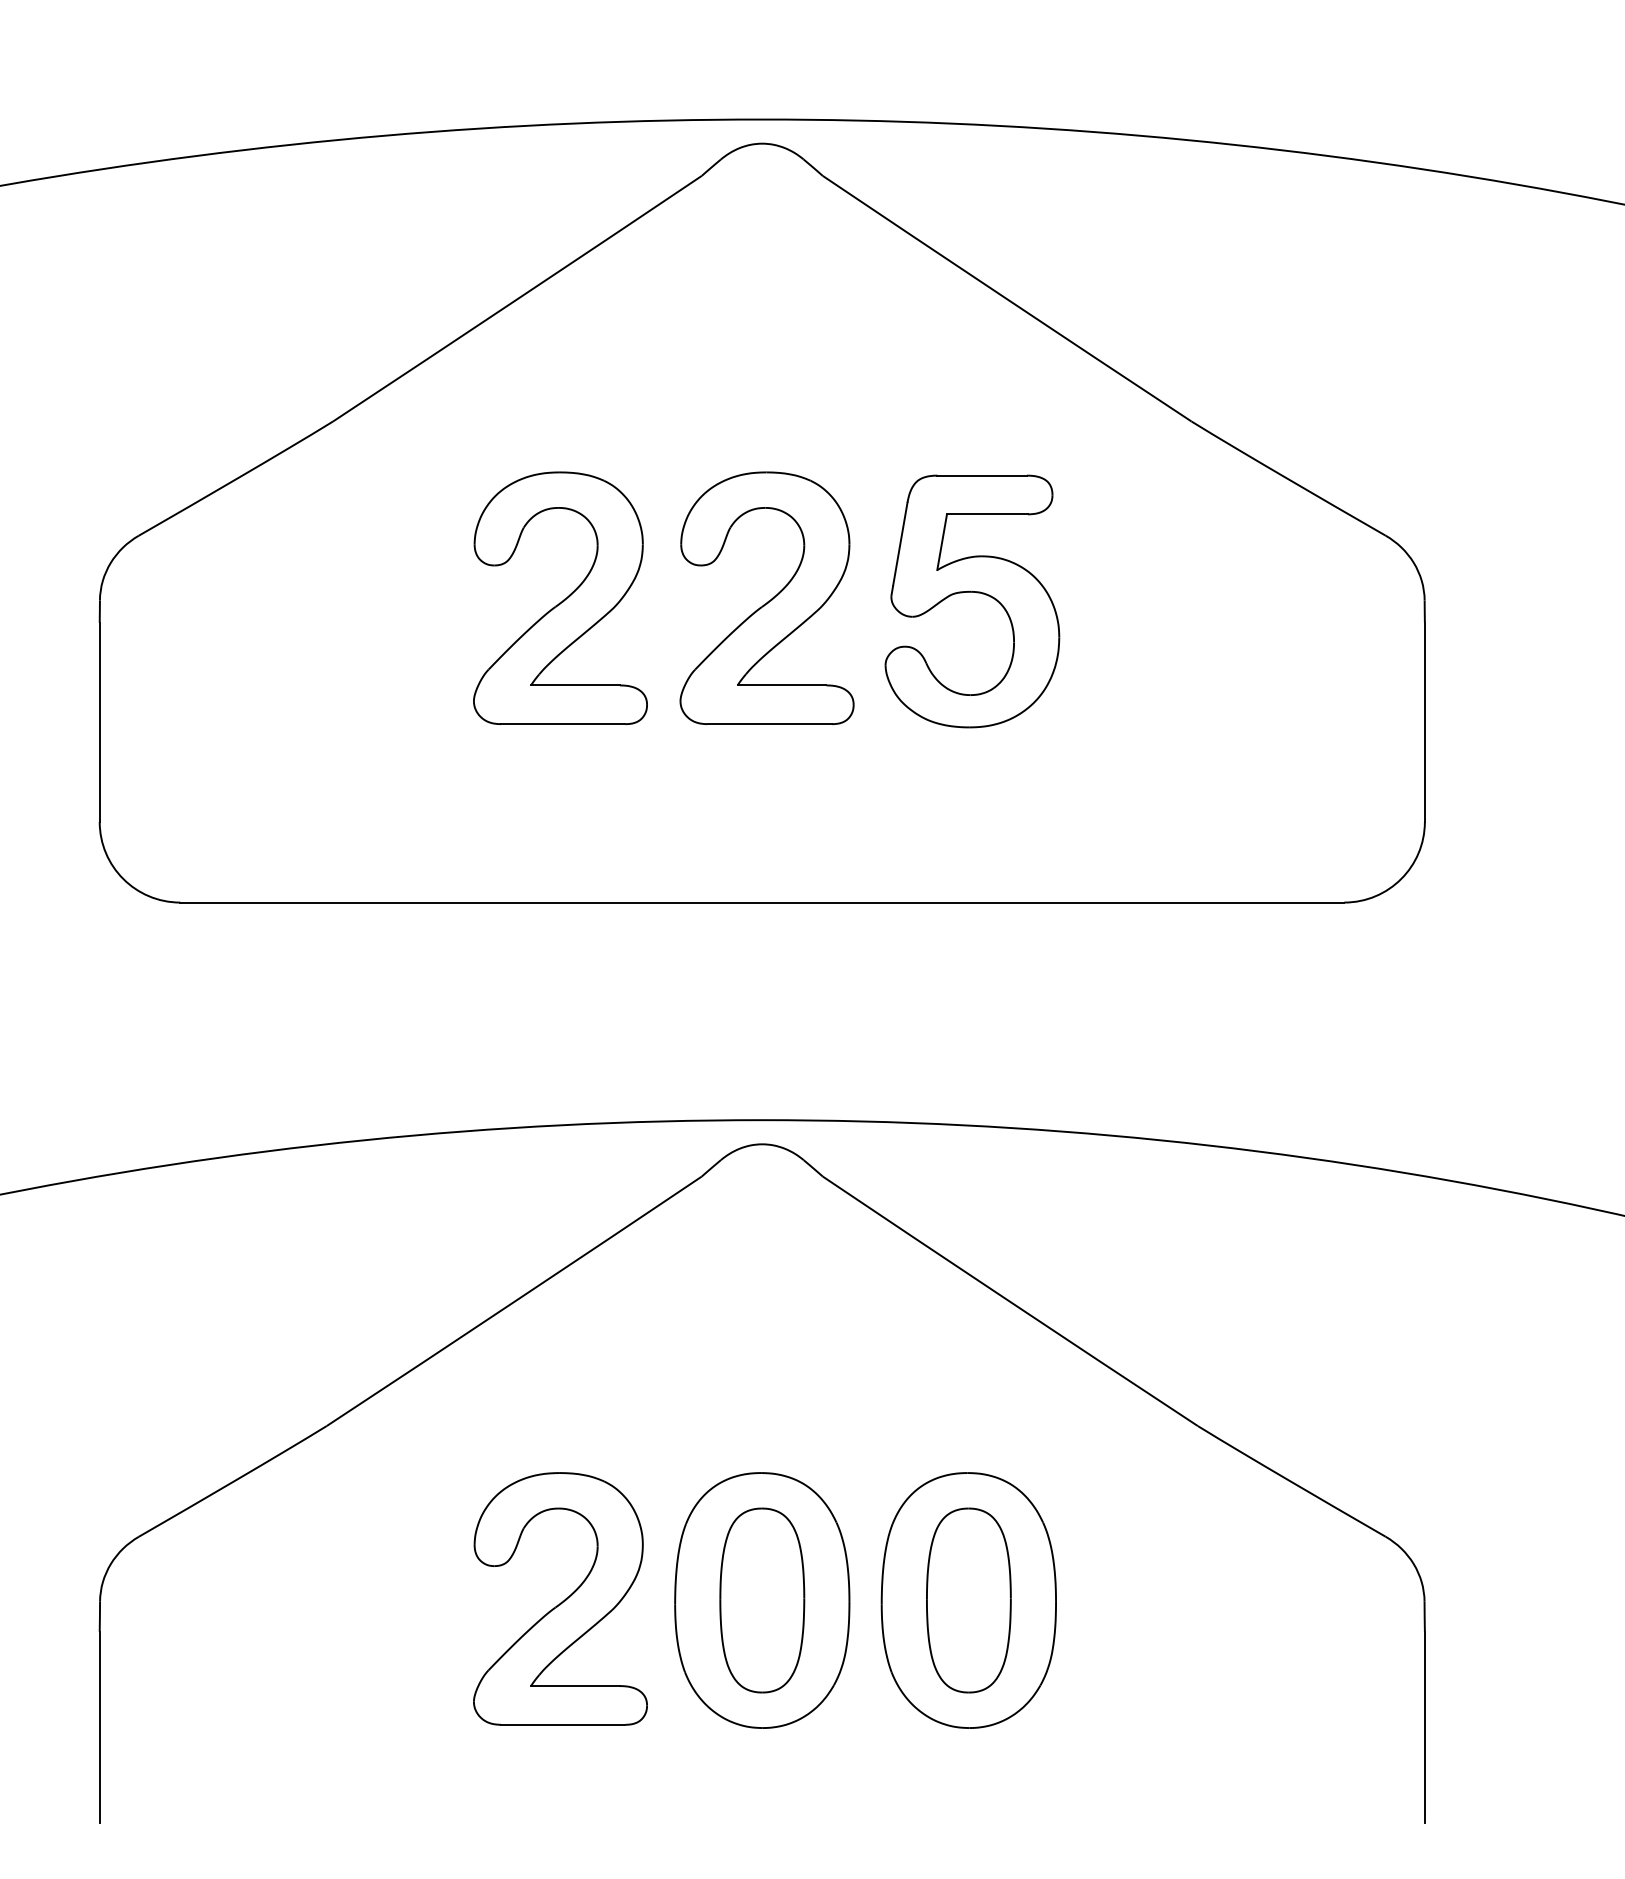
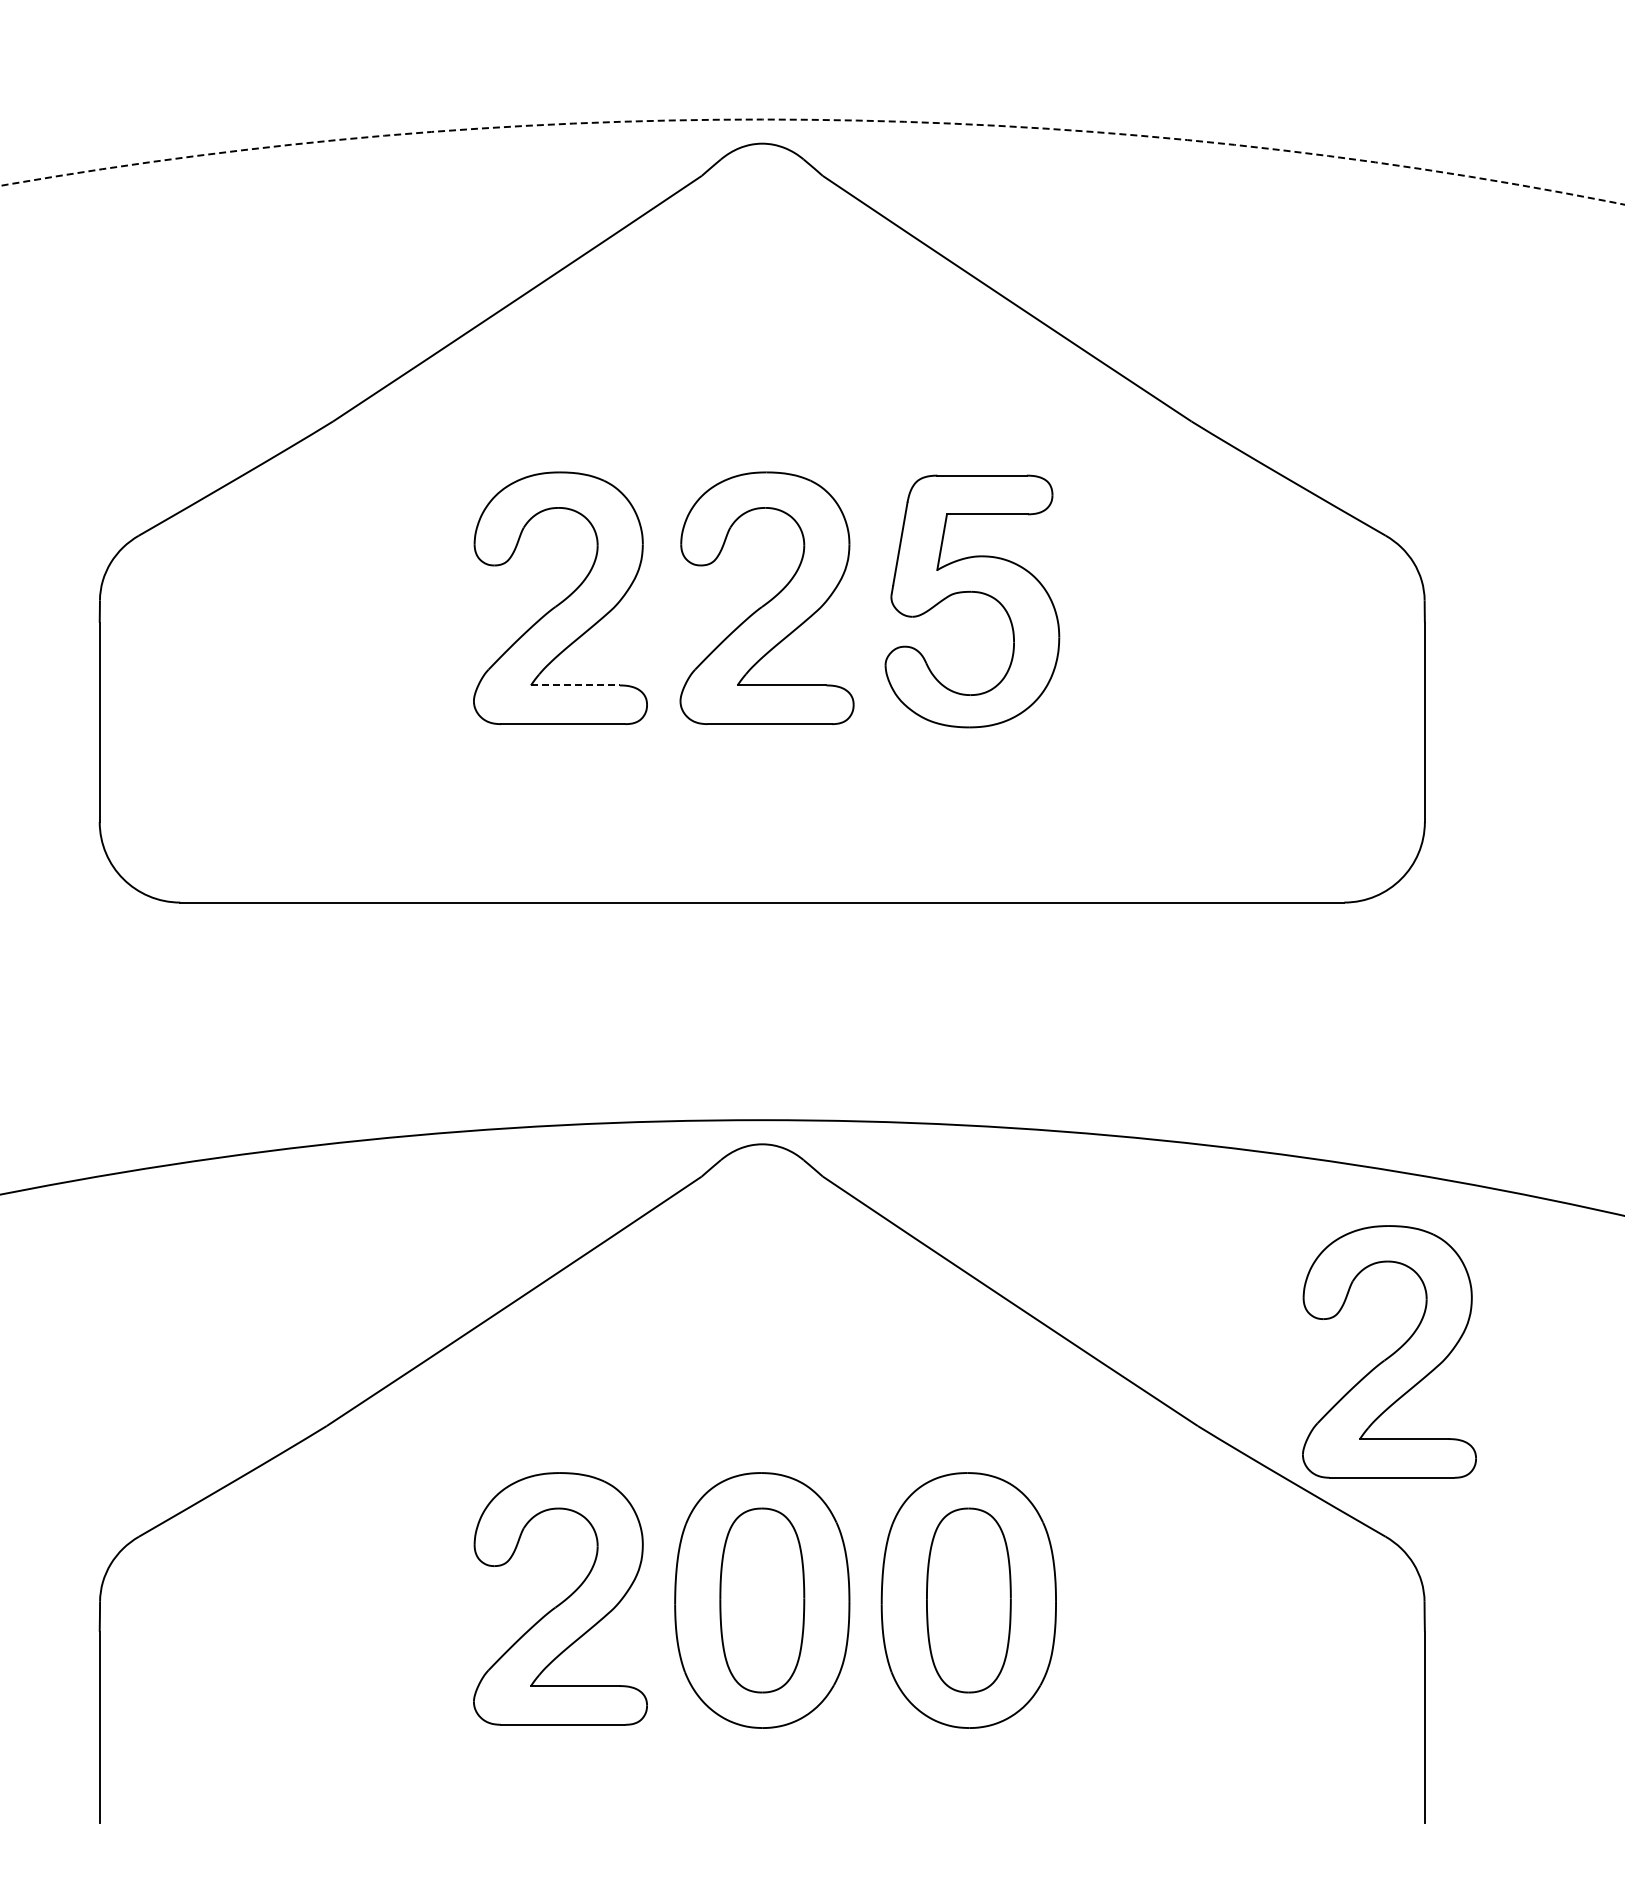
arc: solid -> dashed (812, 119)
line: solid -> dashed (575, 685)
part: none -> present (1389, 1351)
